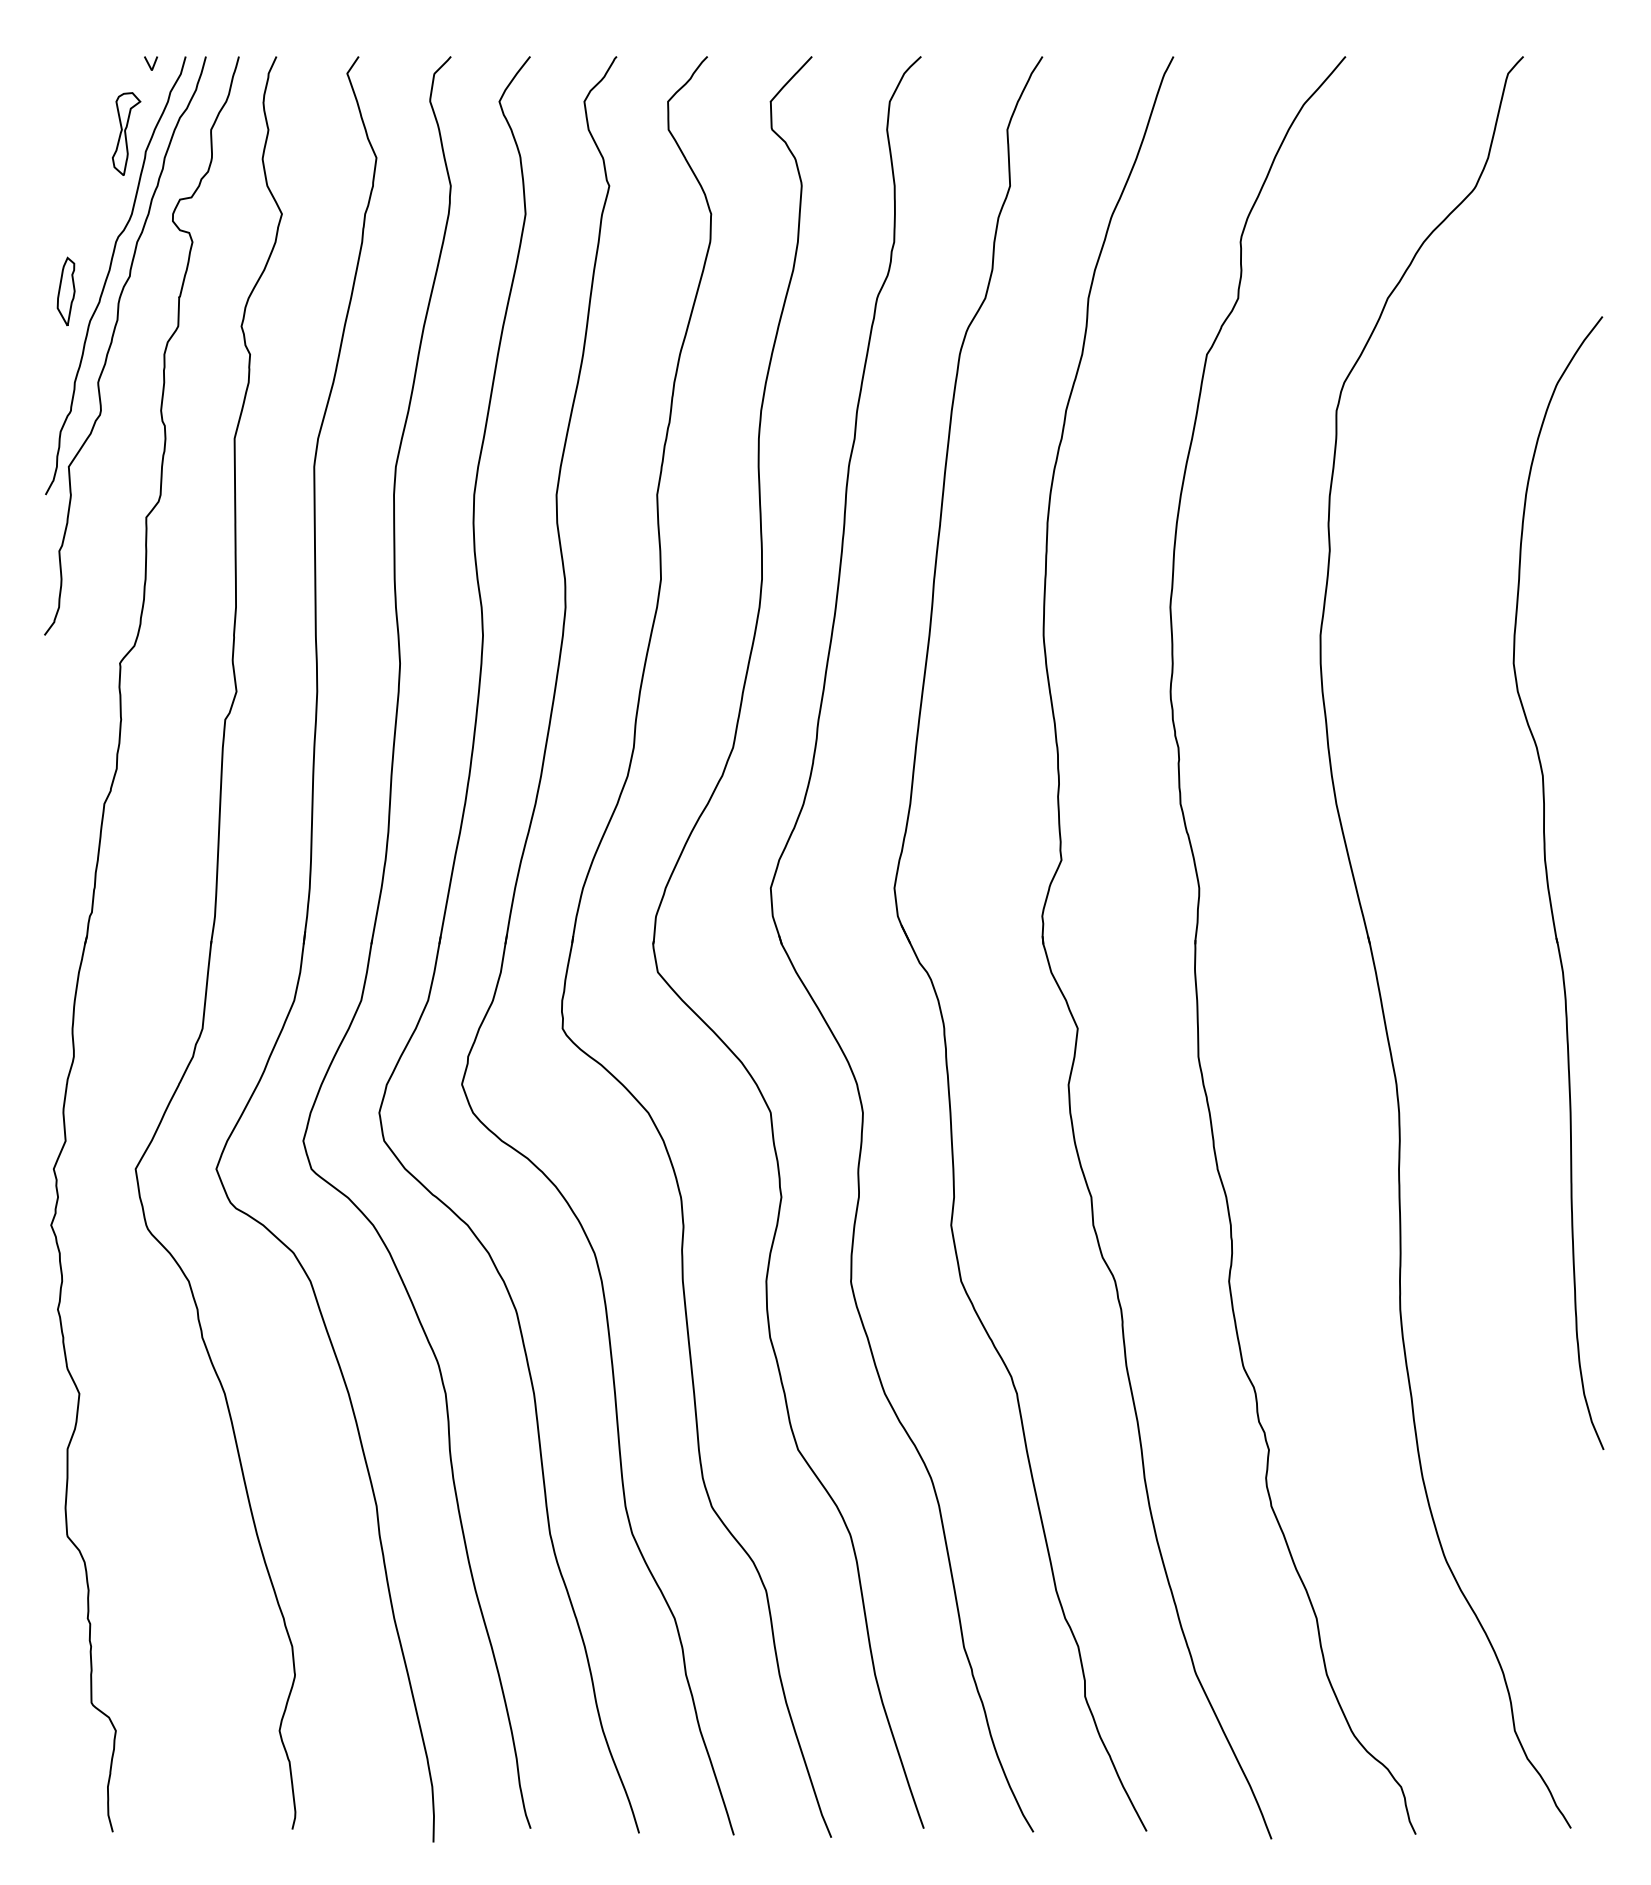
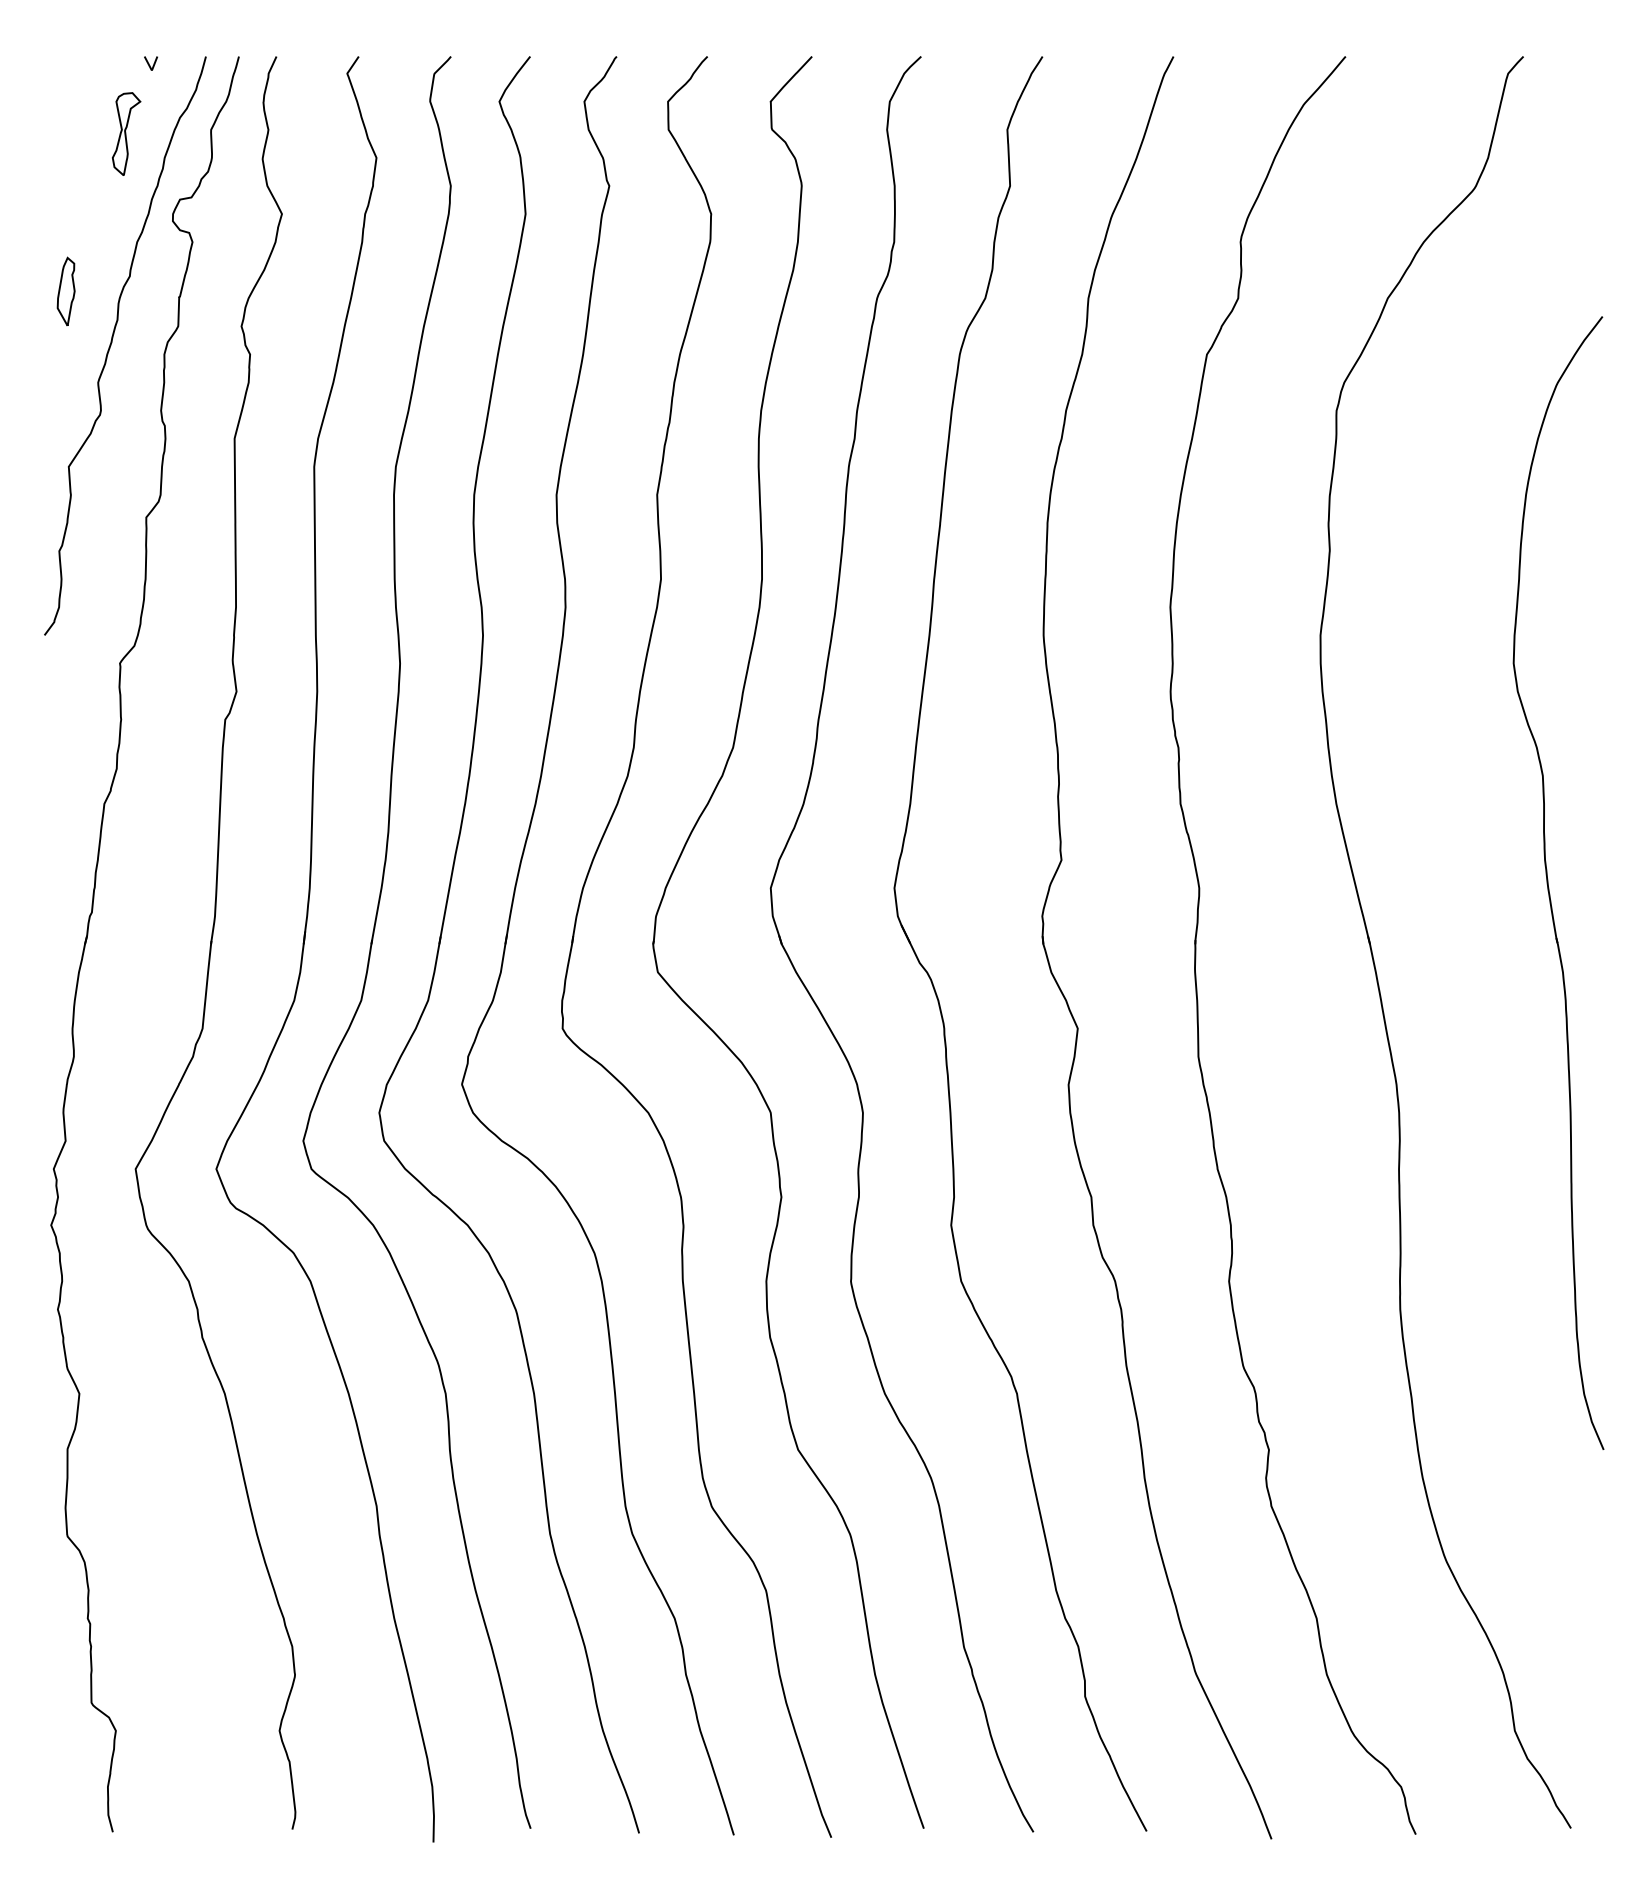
curve: present -> none (109, 274)
